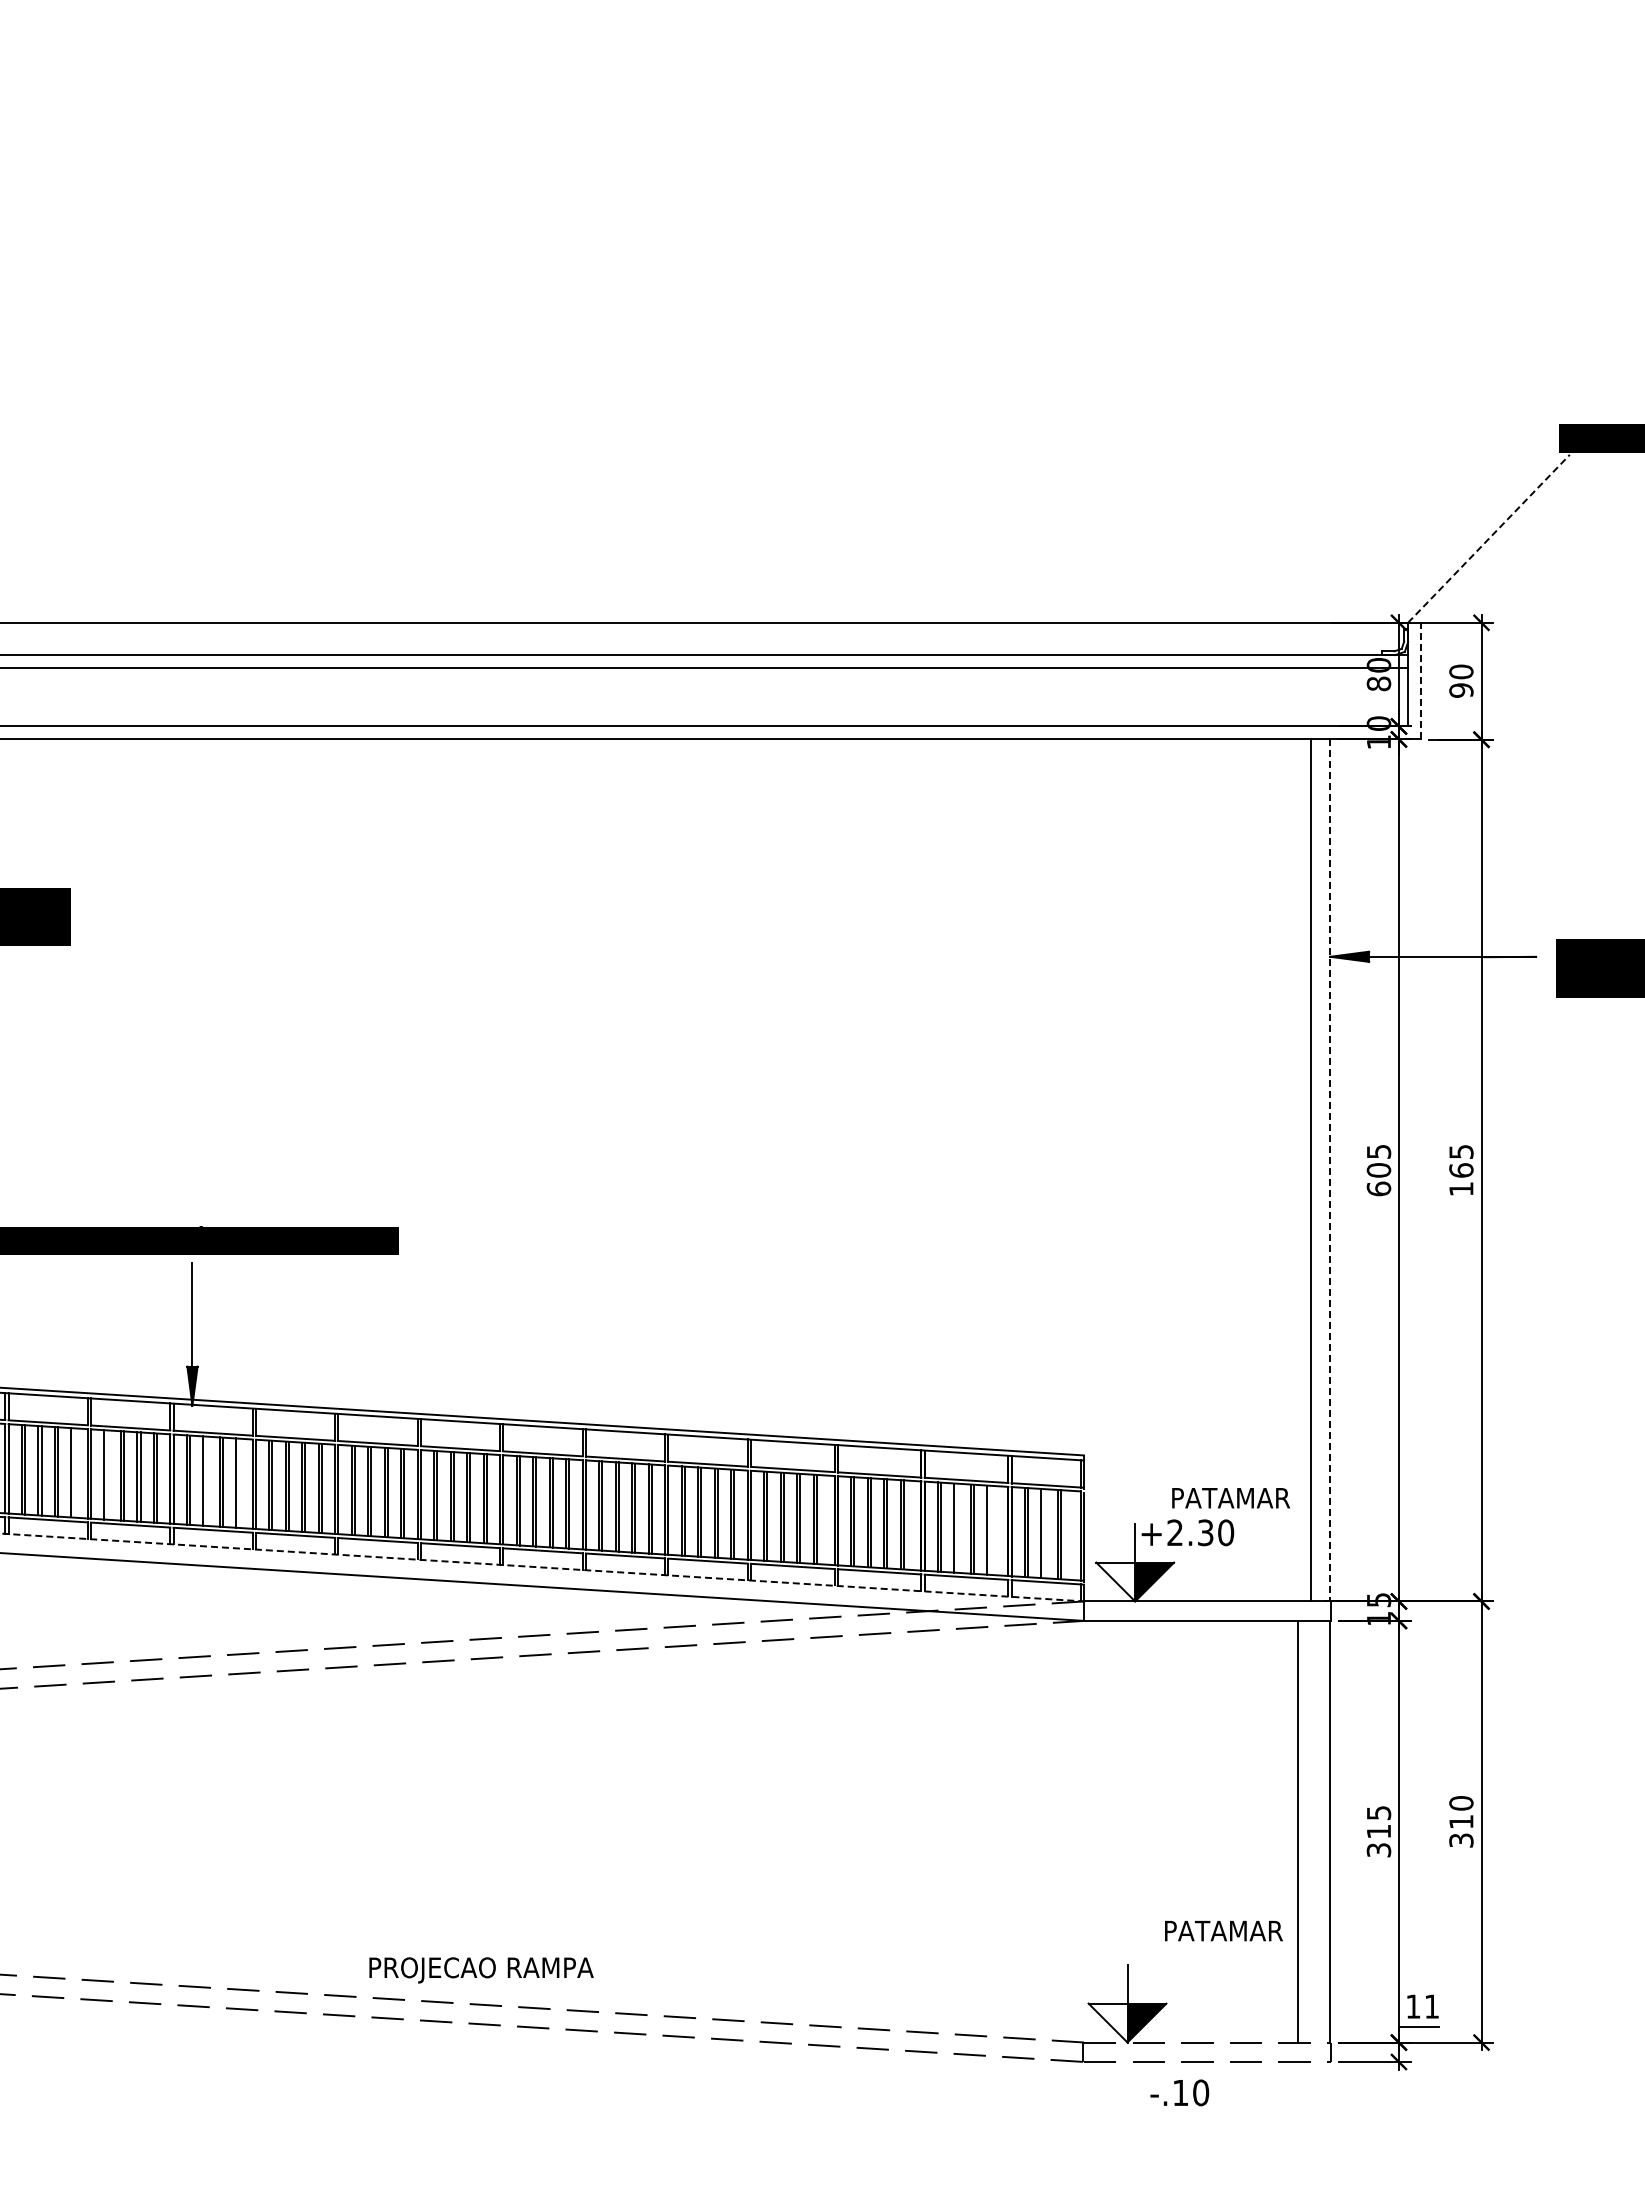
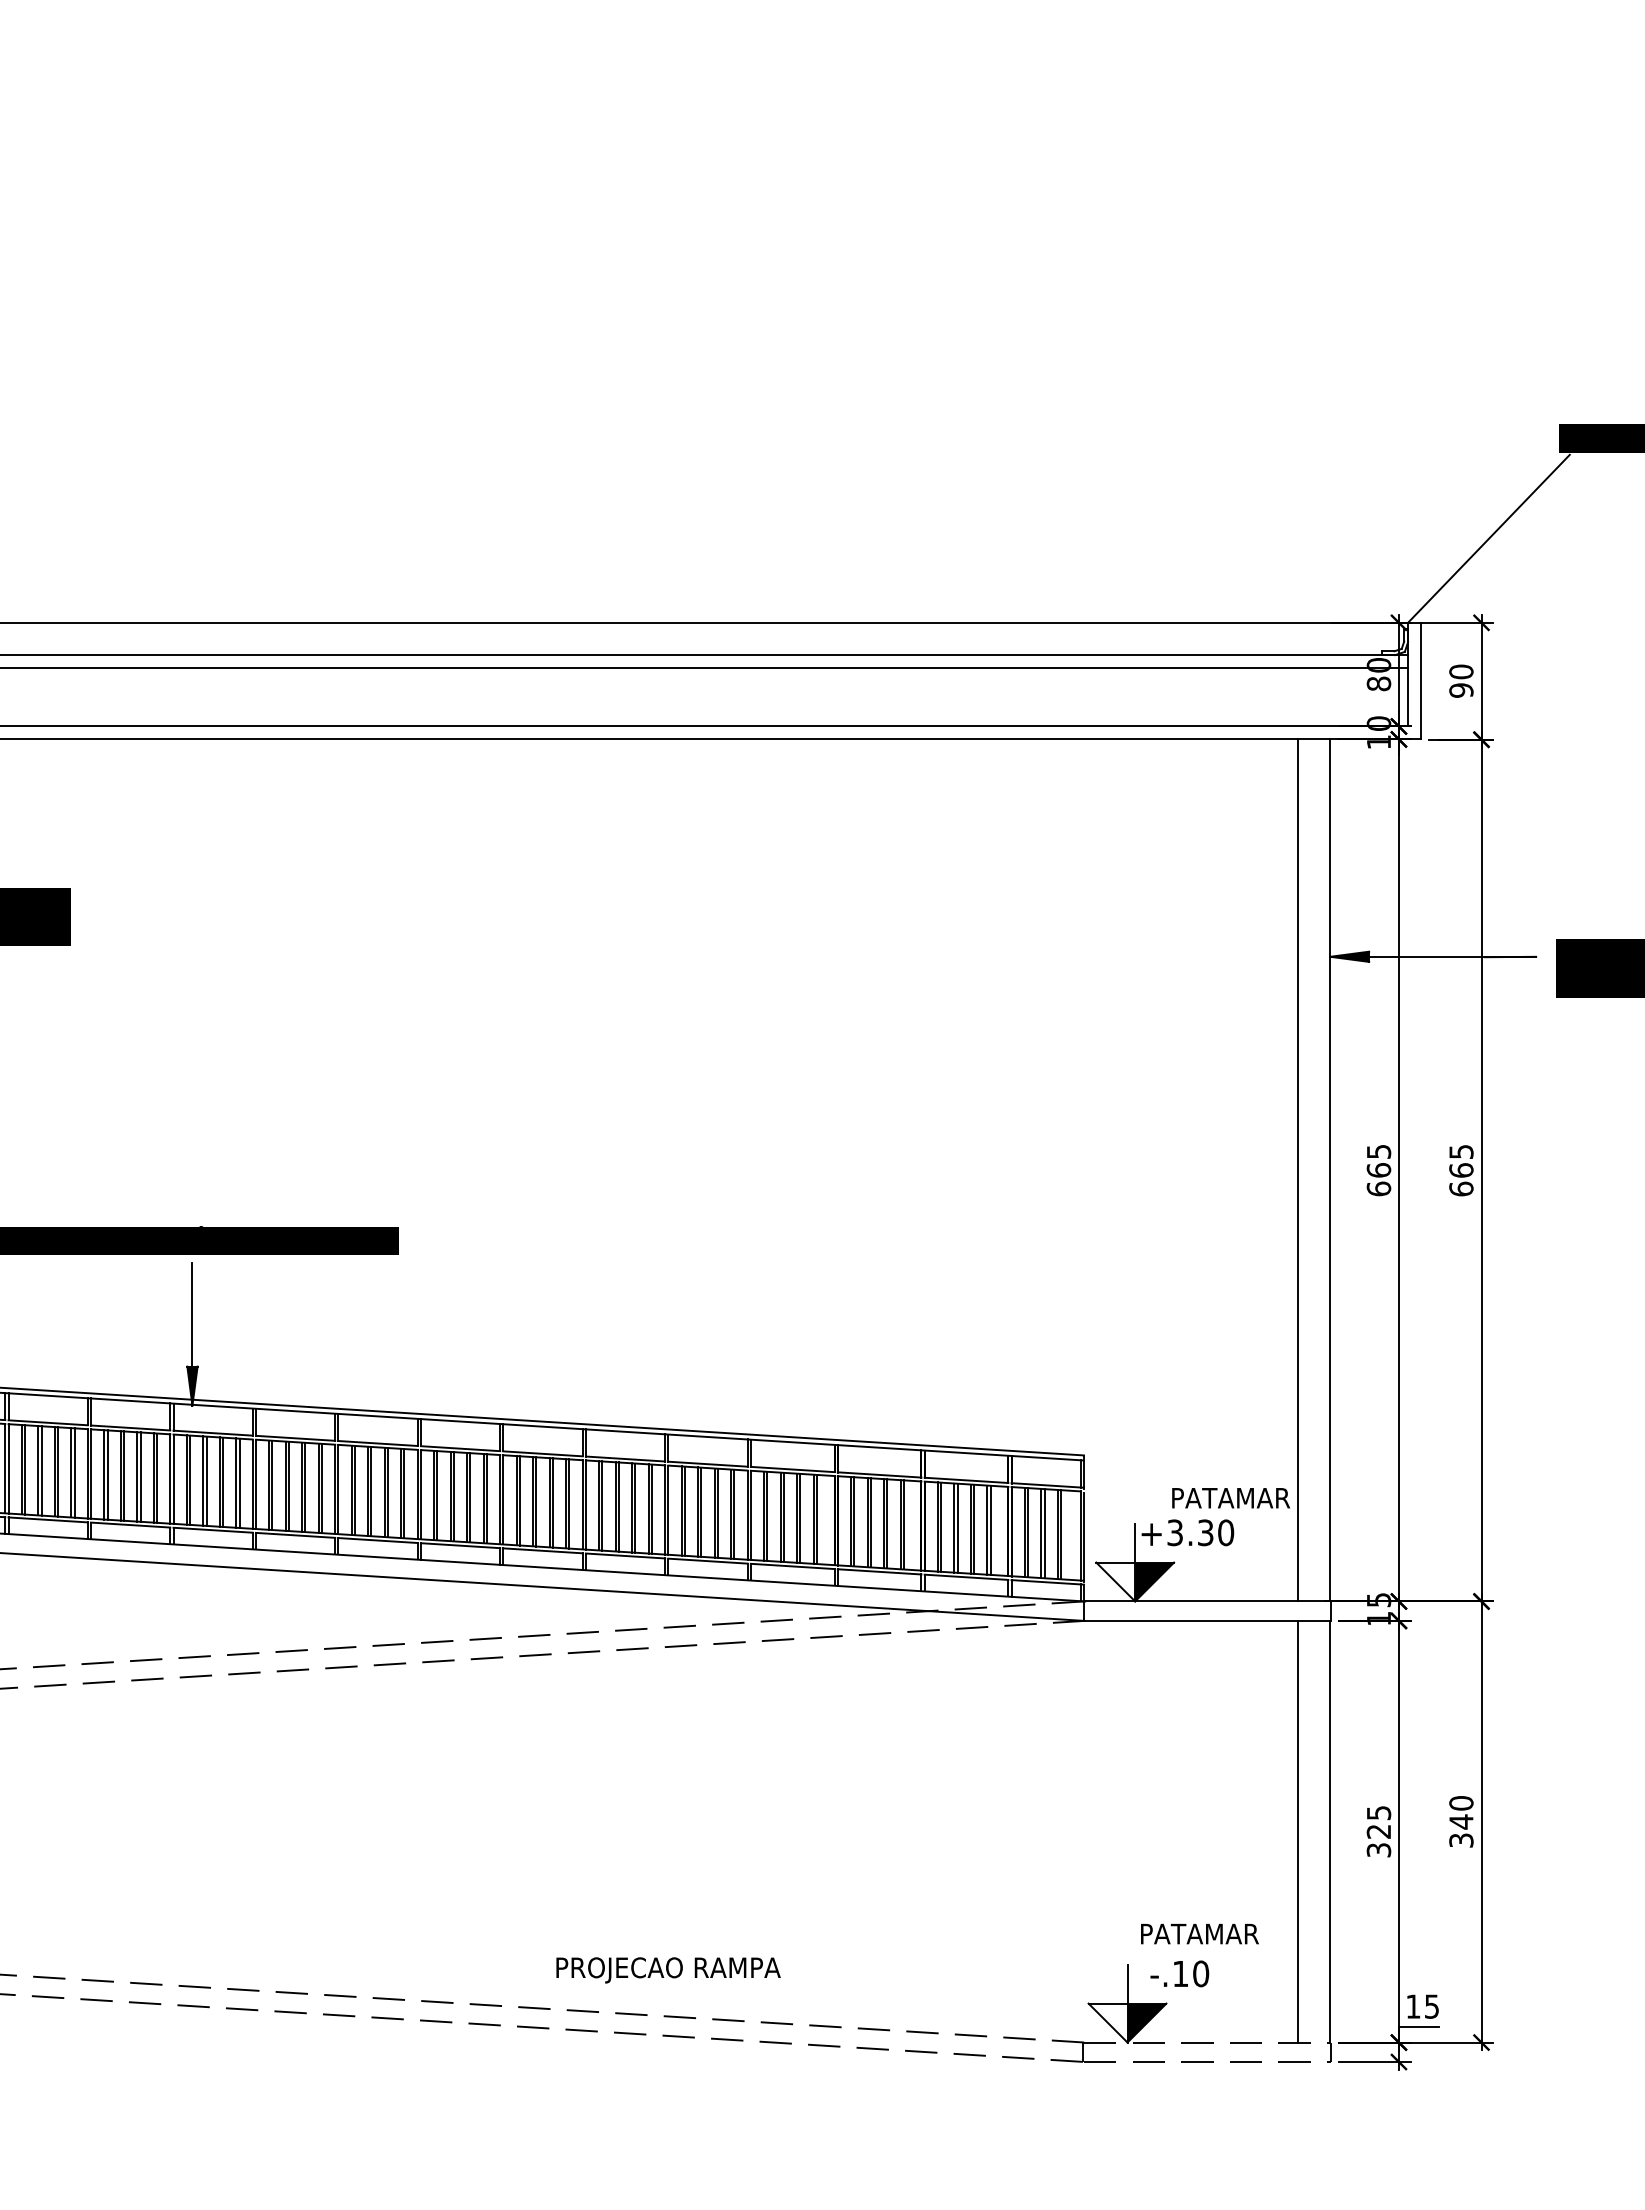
line: dashed -> solid (1488, 538)
line: dashed -> solid (1421, 680)
line position: (1310, 1170) -> (1297, 1170) (1297, 1170)
line: dashed -> solid (1330, 1170)
text: 605 -> 665 (1378, 1170)
text: 165 -> 665 (1461, 1188)
line: none -> present (74, 1472)
line: none -> present (107, 1474)
line: none -> present (206, 1480)
line: none -> present (239, 1482)
line: none -> present (957, 1527)
line: none -> present (990, 1529)
text: +2.30 -> +3.30 (1174, 1532)
line: none -> present (1044, 1533)
line: dashed -> solid (542, 1567)
text: 310 -> 340 (1461, 1821)
text: 315 -> 325 (1378, 1831)
text position: (1223, 1931) -> (1199, 1934) (1199, 1934)
text position: (481, 1970) -> (668, 1970) (668, 1970)
text: 11 -> 15 (1431, 2006)
text position: (1179, 2092) -> (1179, 1973) (1179, 1973)
